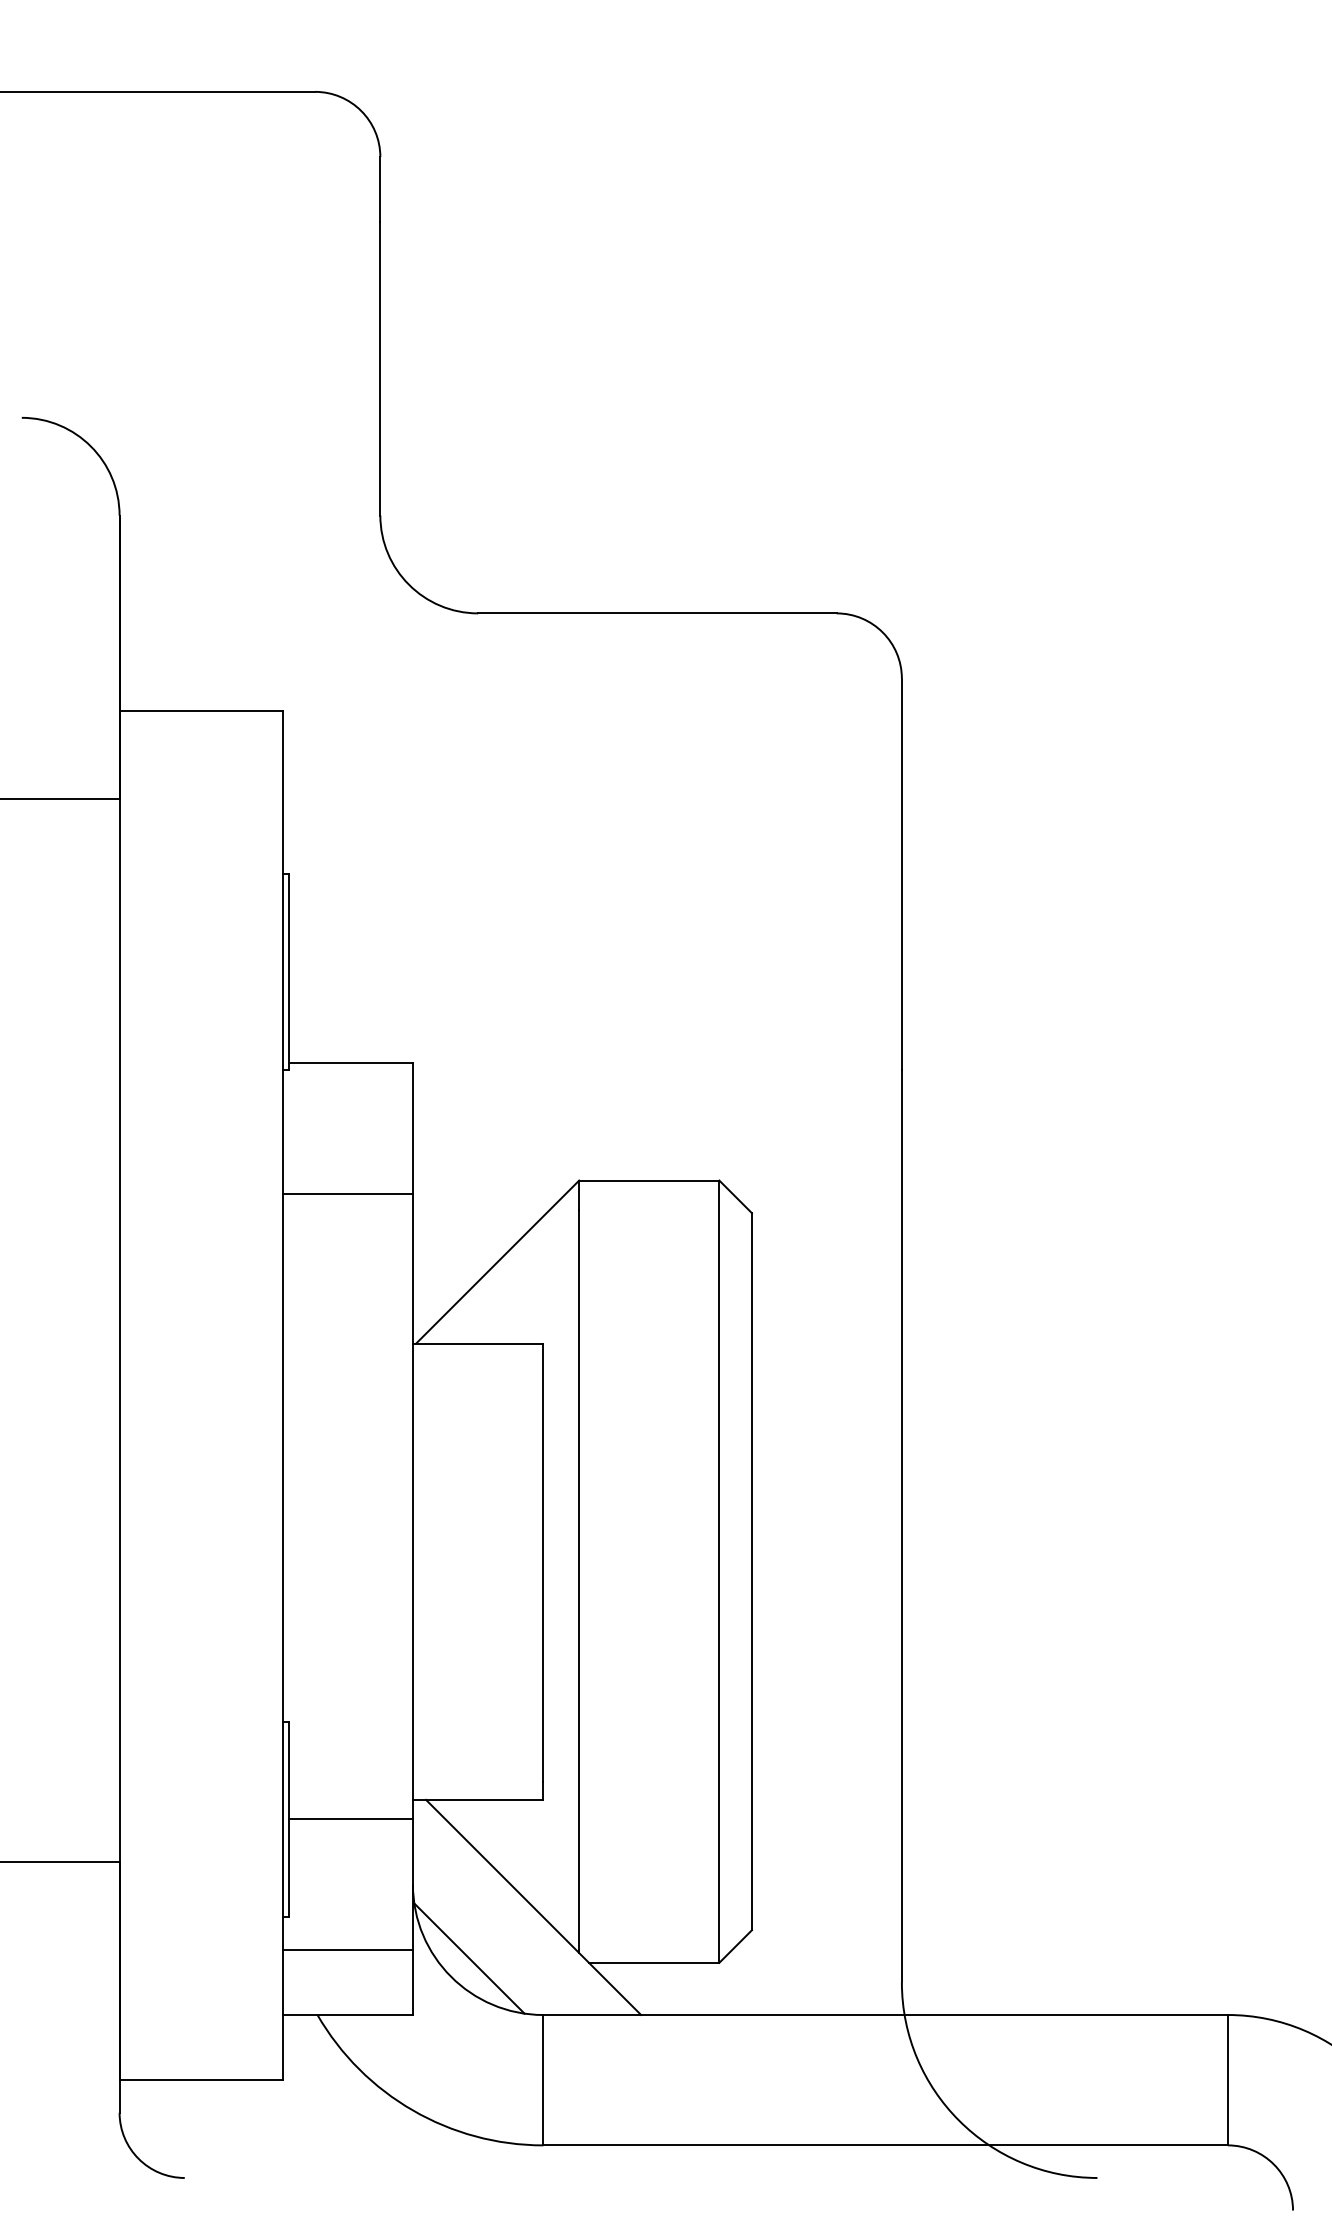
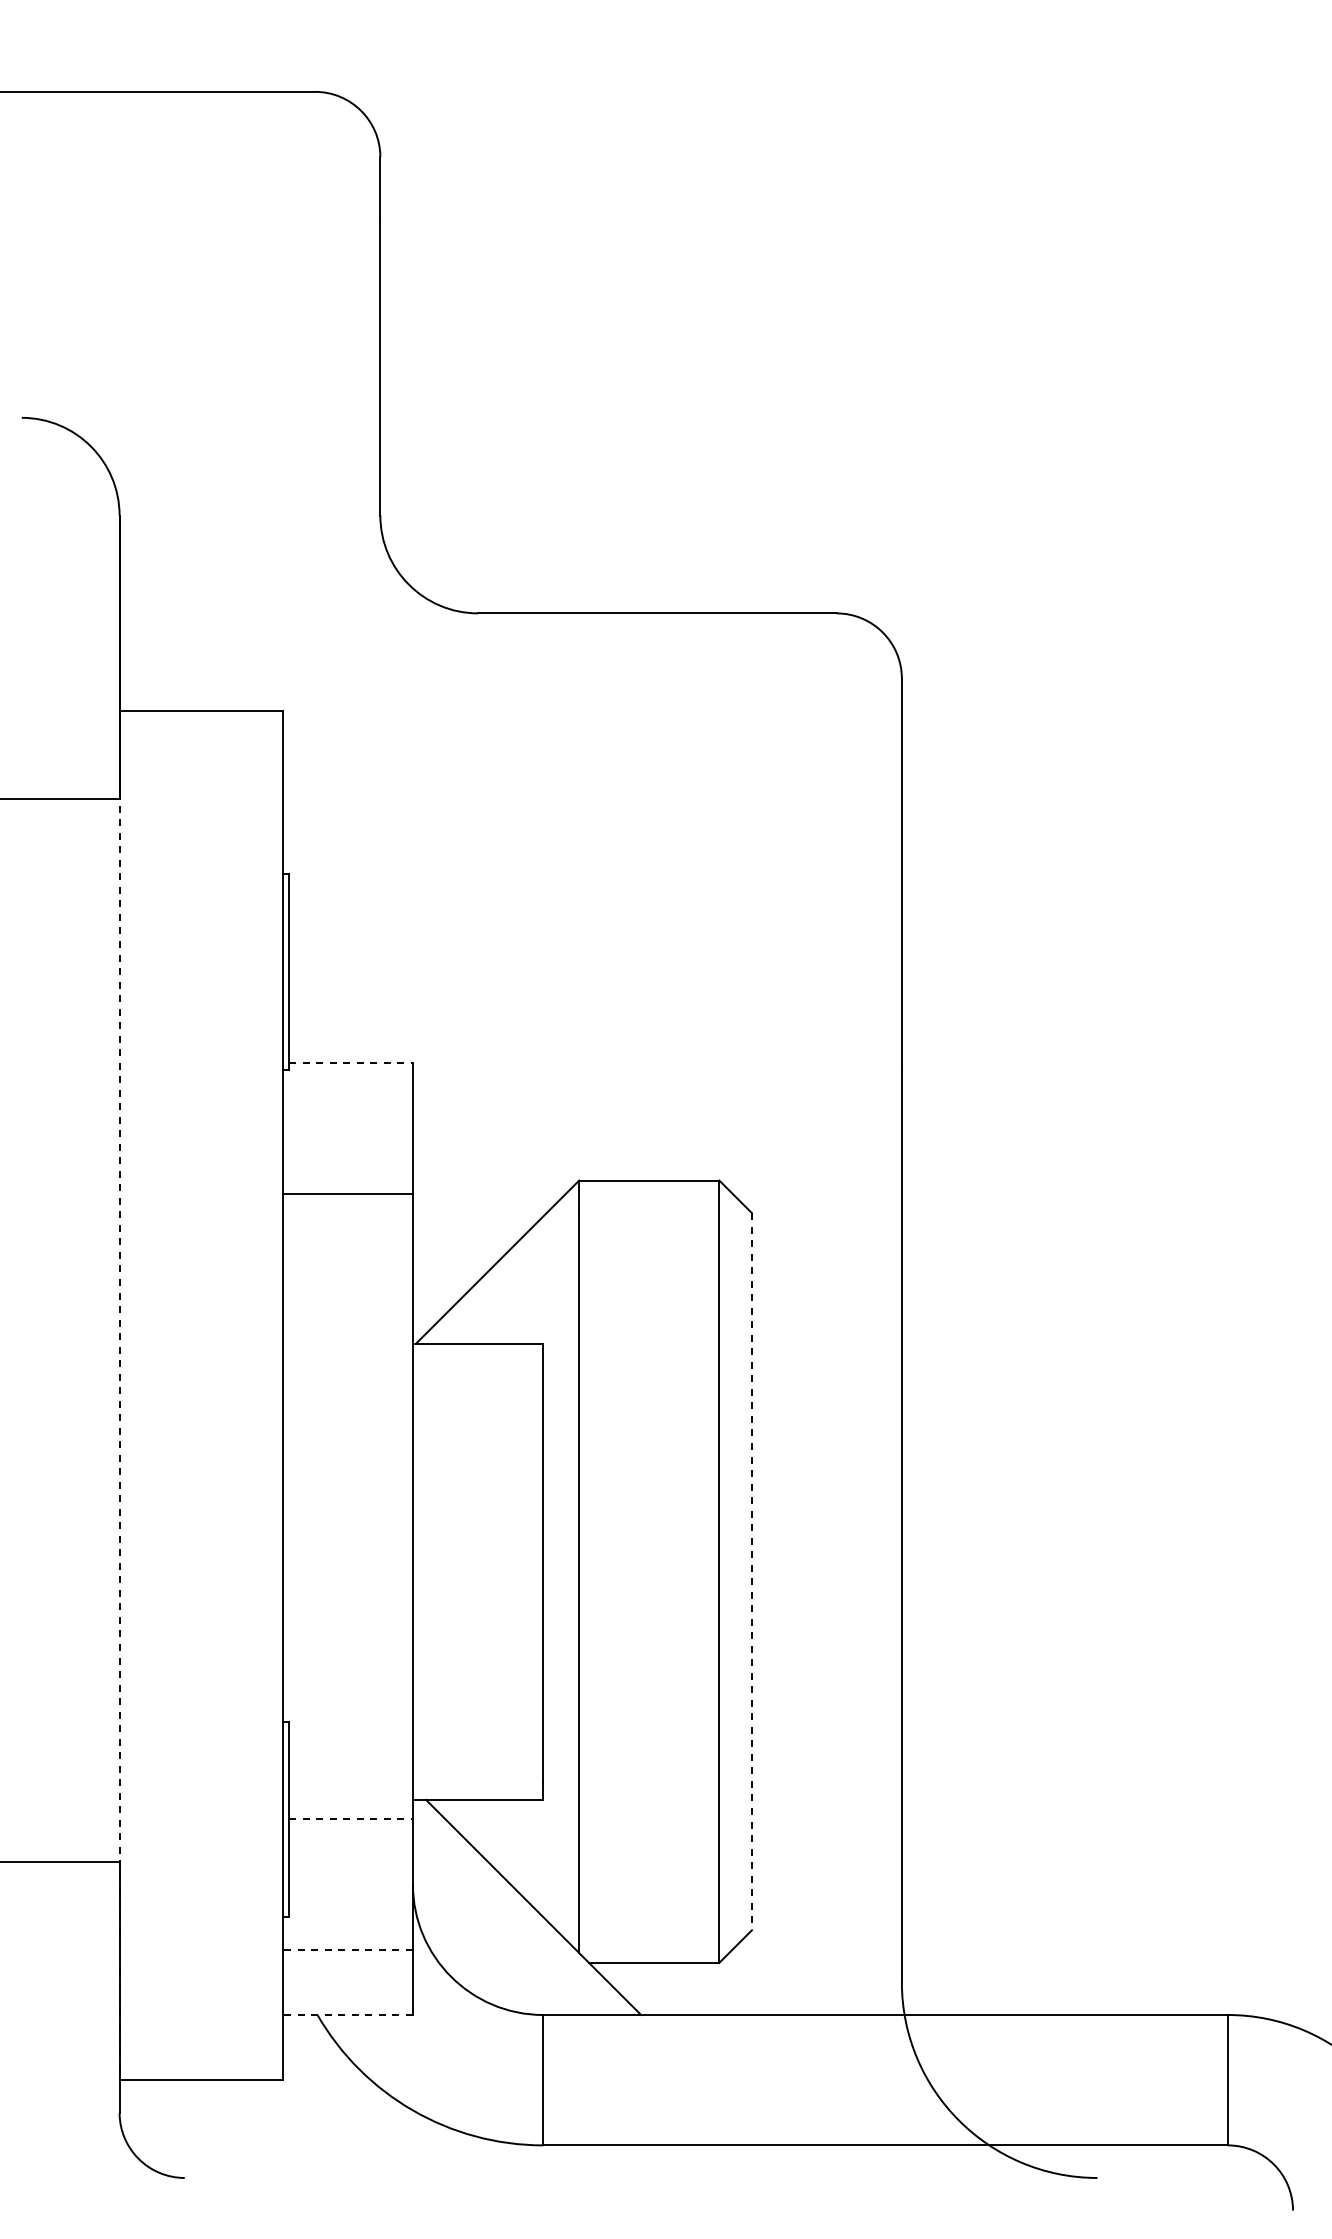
line: solid -> dashed (351, 1063)
line: solid -> dashed (119, 1395)
line: solid -> dashed (751, 1571)
line: solid -> dashed (351, 1819)
line: solid -> dashed (347, 1949)
line: present -> none (469, 1958)
line: solid -> dashed (347, 2015)
